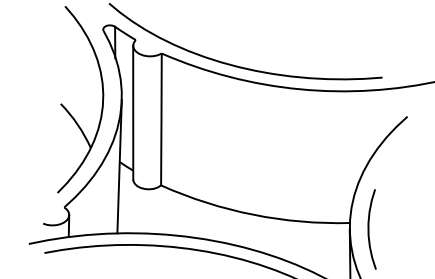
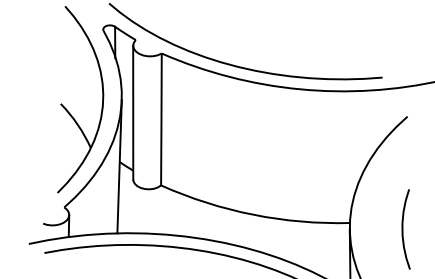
curve position: (369, 229) -> (403, 229) (403, 229)
